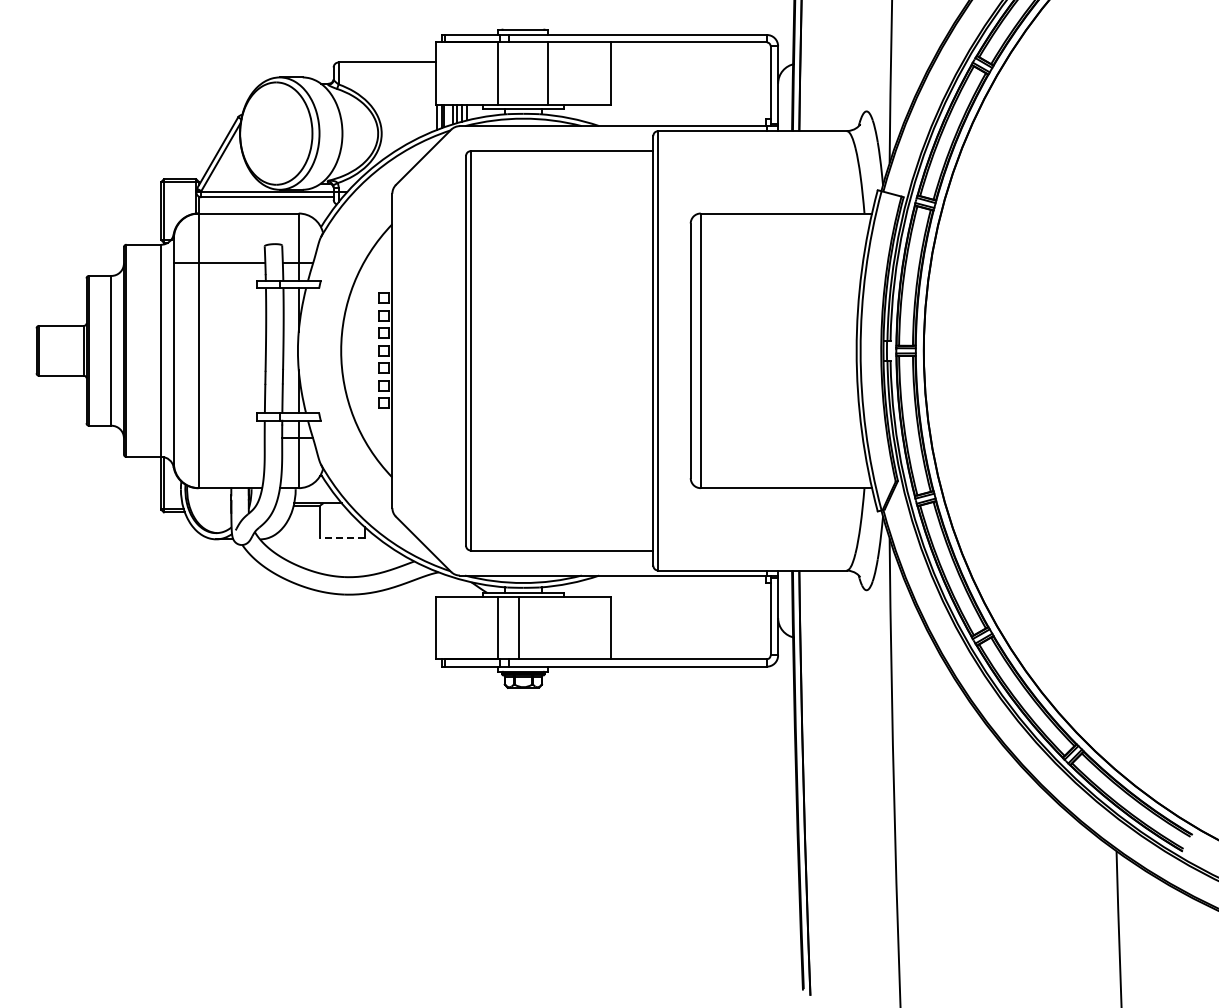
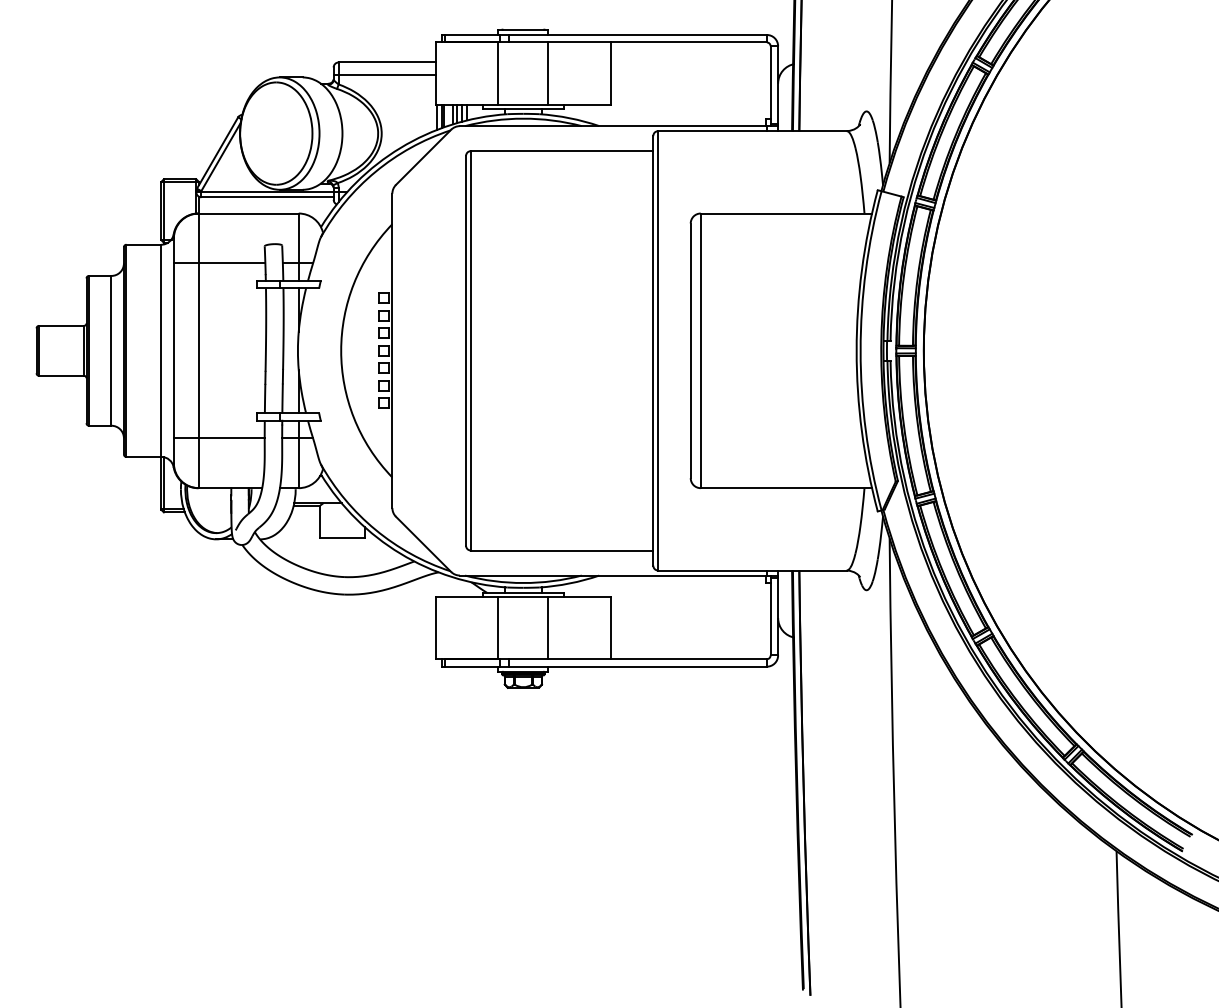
line: none -> present (384, 74)
line: none -> present (218, 438)
line: dashed -> solid (341, 538)
line position: (519, 627) -> (548, 627) (548, 627)
